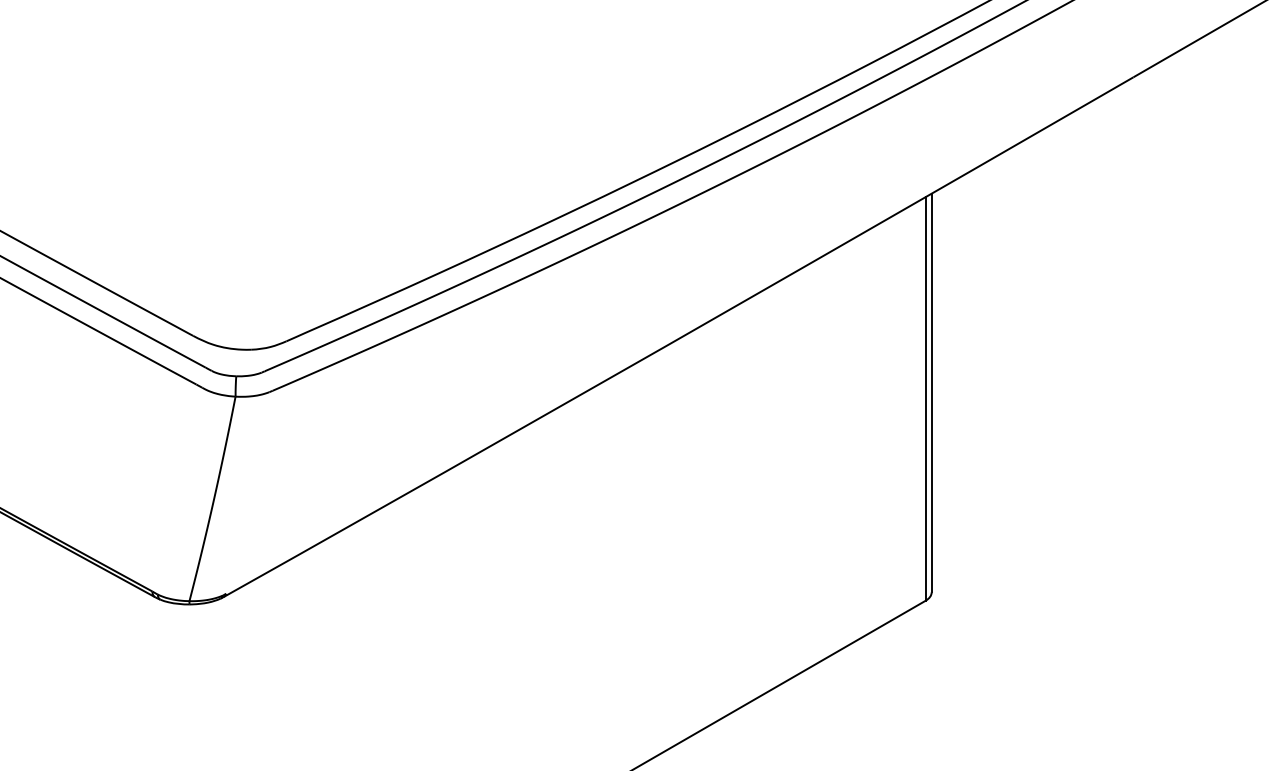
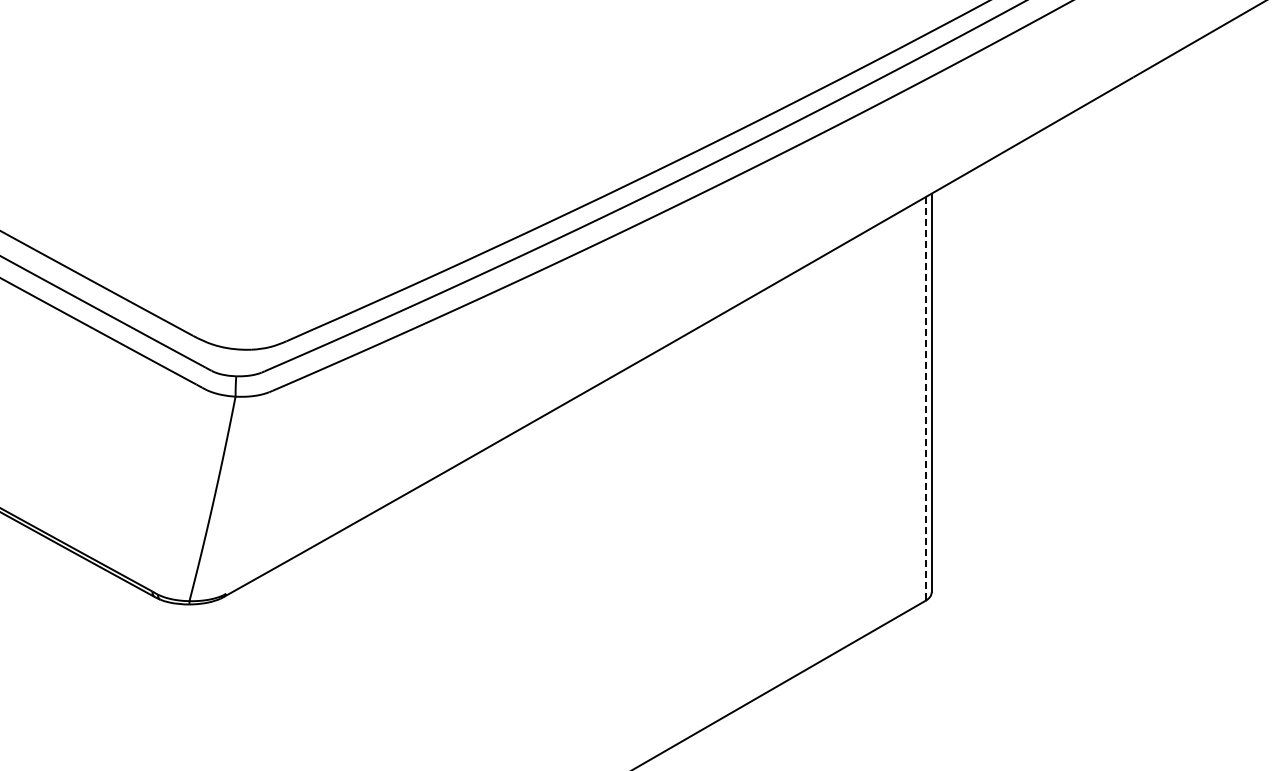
line: solid -> dashed (925, 398)
